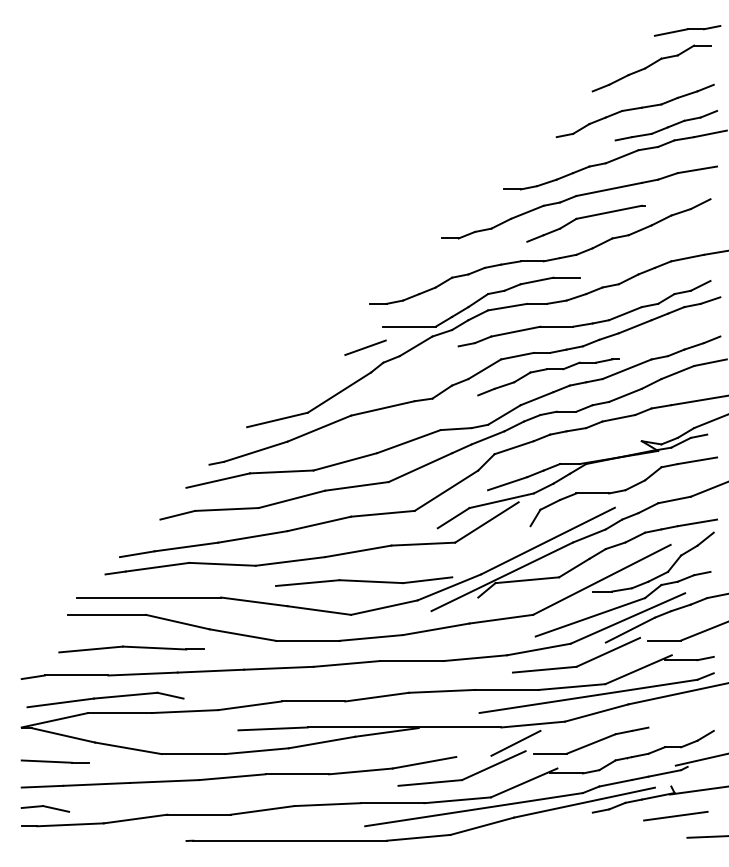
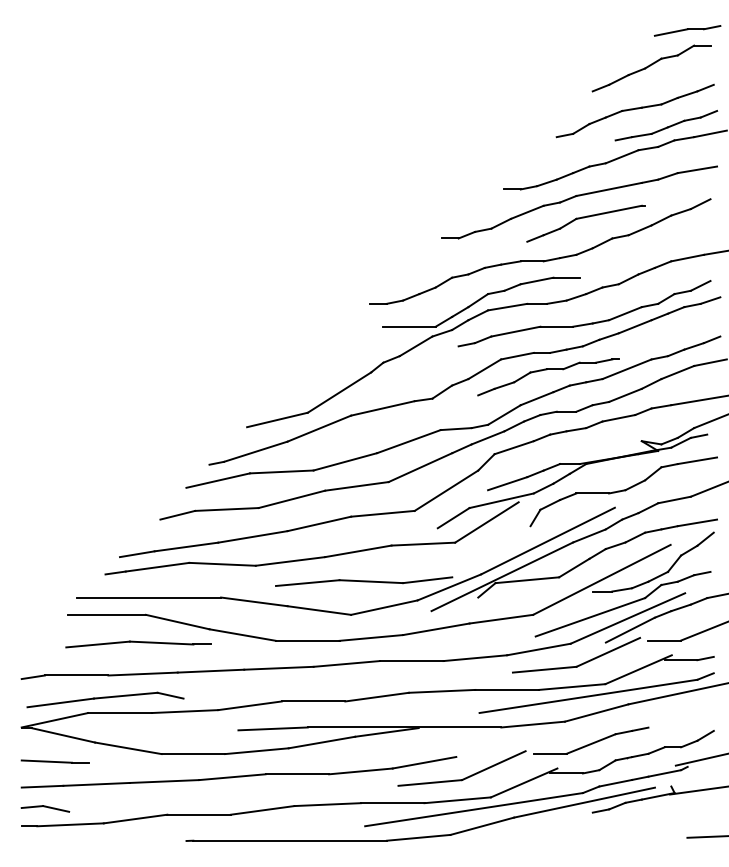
line: present -> none (365, 347)
part position: (131, 649) -> (138, 644) (138, 644)
line: present -> none (515, 742)
line: present -> none (675, 815)
